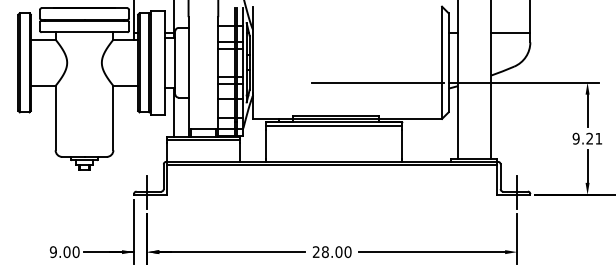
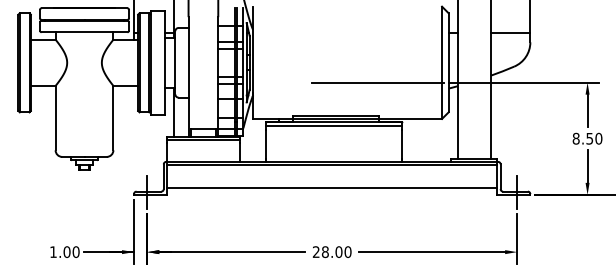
text: 9.21 -> 8.50 (587, 138)
line: none -> present (332, 188)
text: 9.00 -> 1.00 (52, 252)
